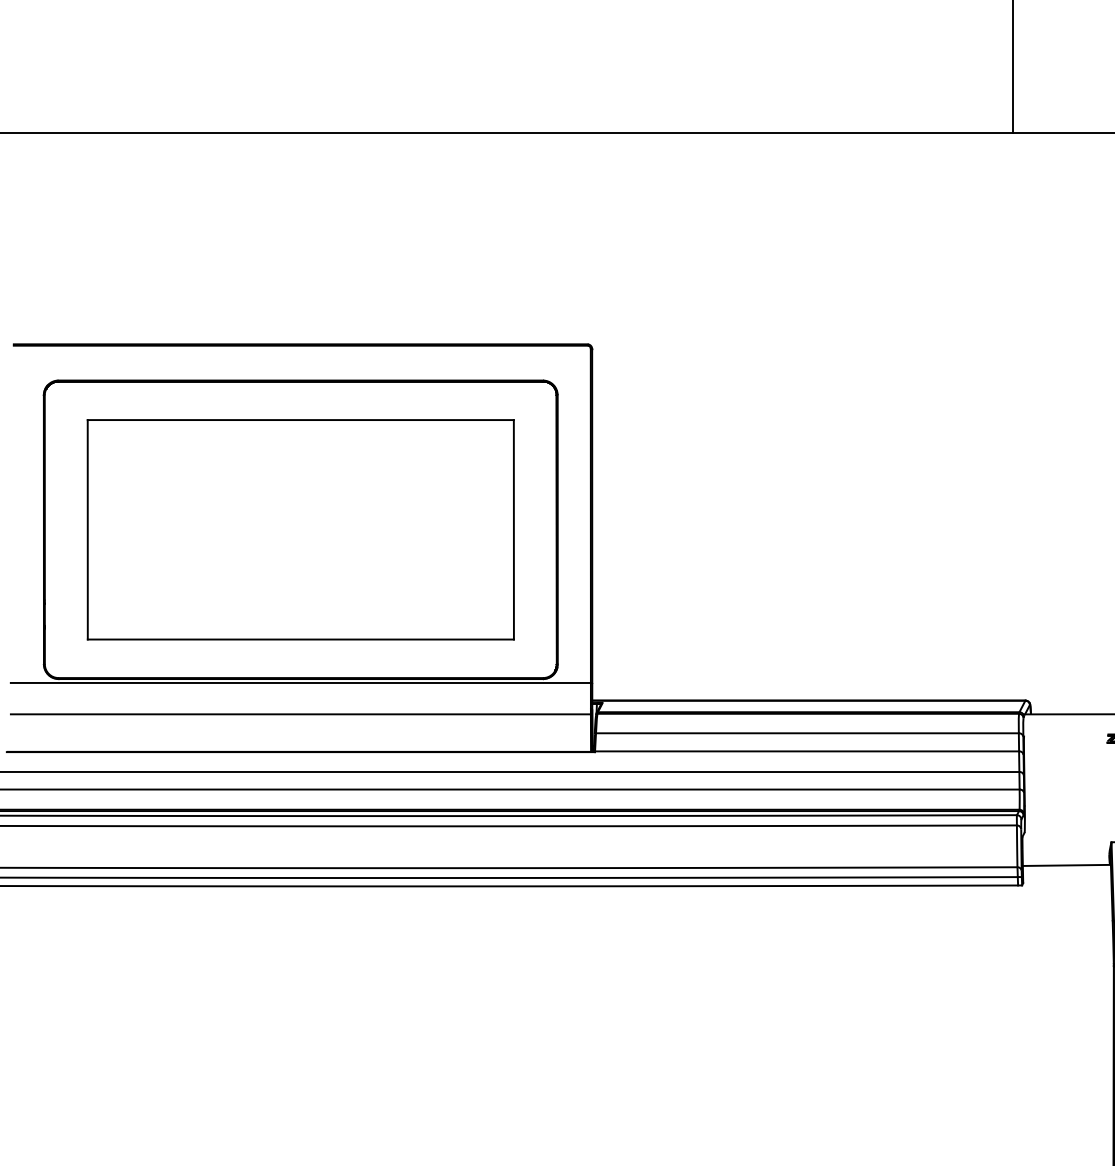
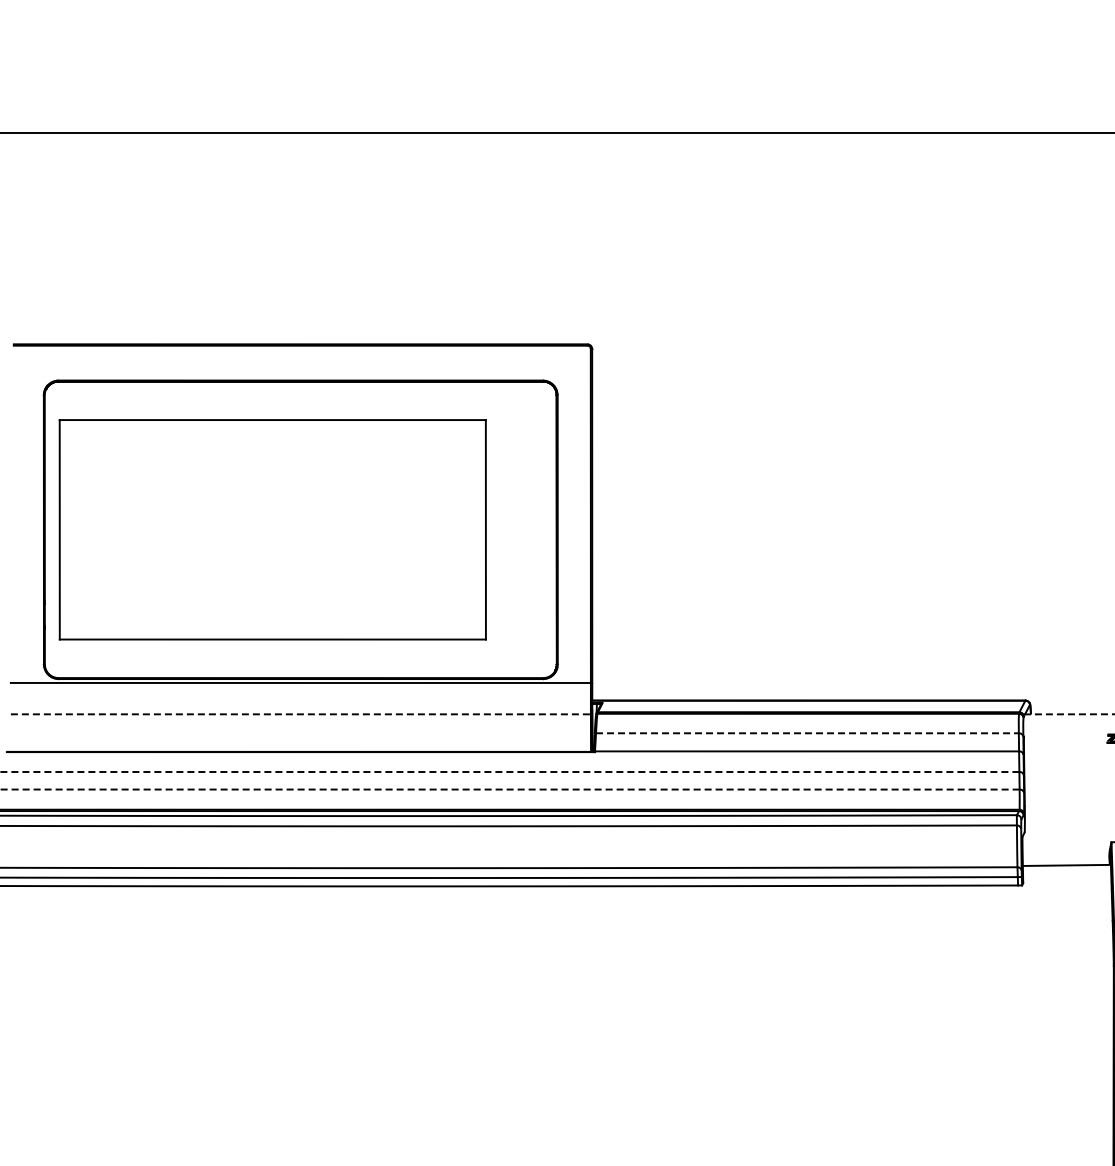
line: present -> none (1013, 67)
part position: (300, 529) -> (272, 529) (272, 529)
line: solid -> dashed (301, 714)
line: solid -> dashed (1068, 714)
line: solid -> dashed (807, 733)
line: solid -> dashed (509, 772)
line: solid -> dashed (509, 789)
